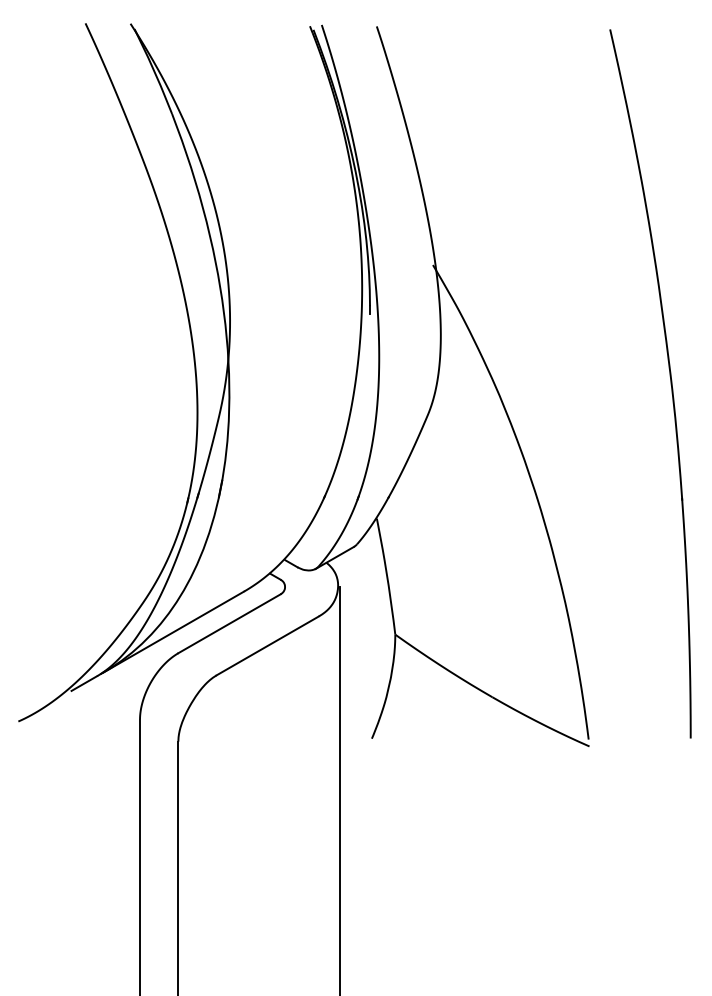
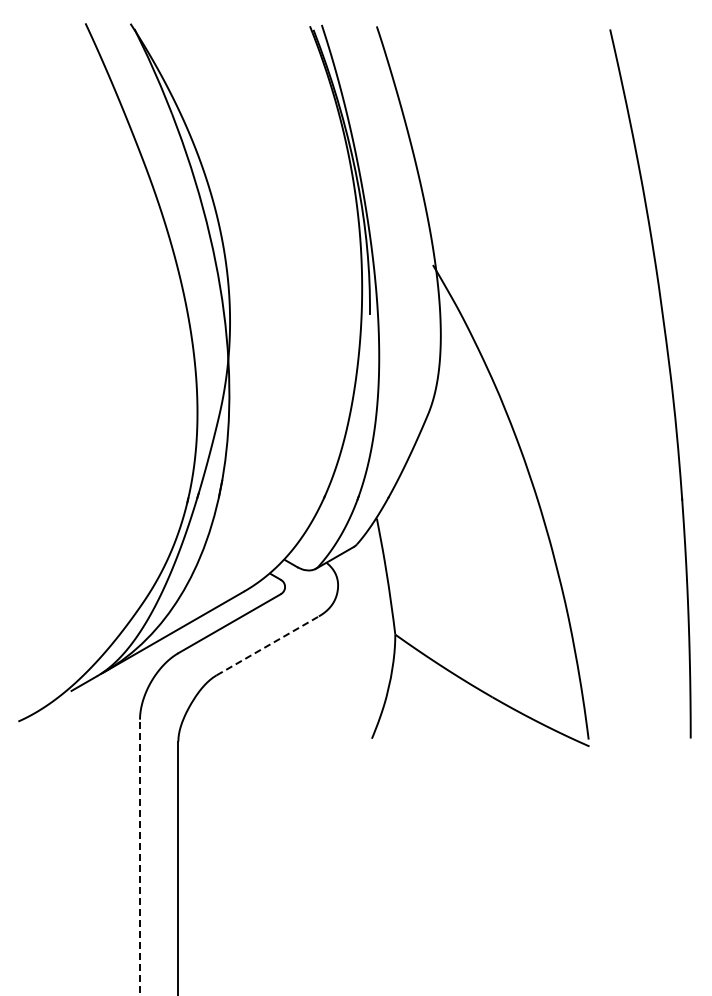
line: solid -> dashed (267, 645)
line: present -> none (340, 789)
line: solid -> dashed (140, 857)
